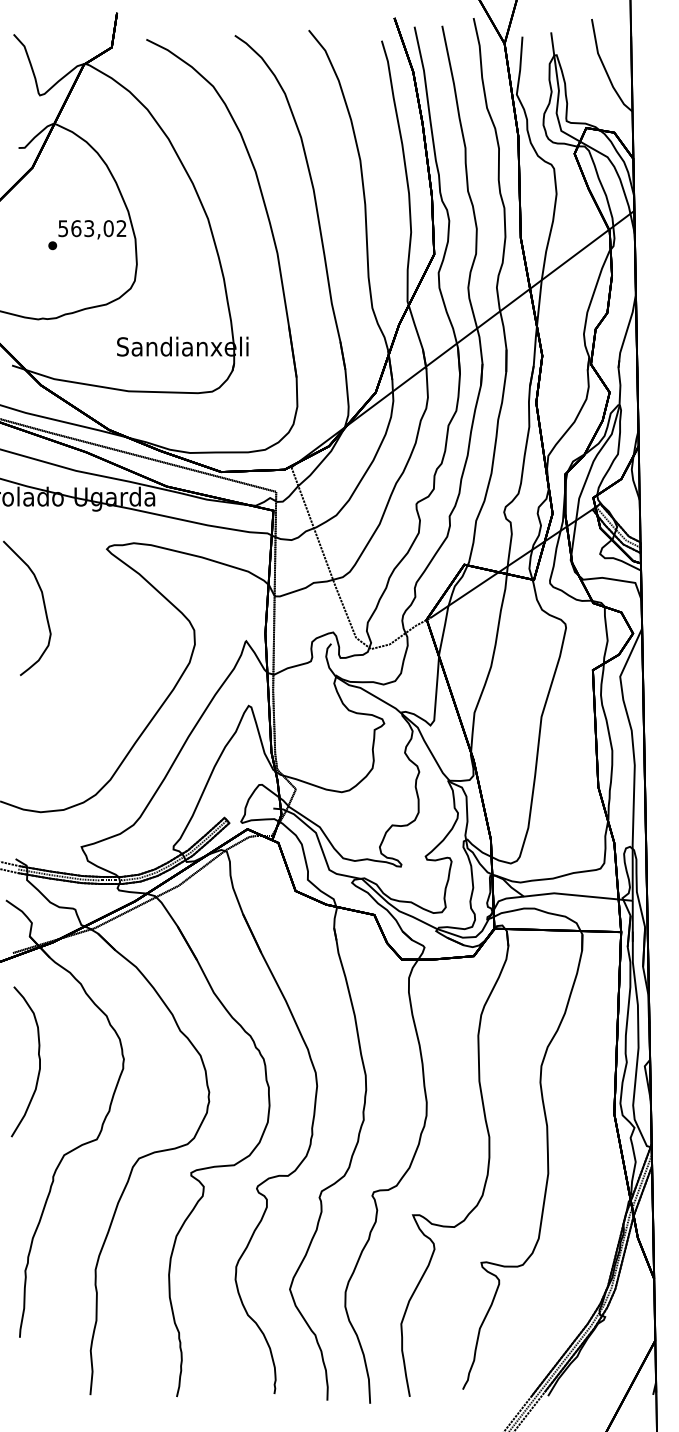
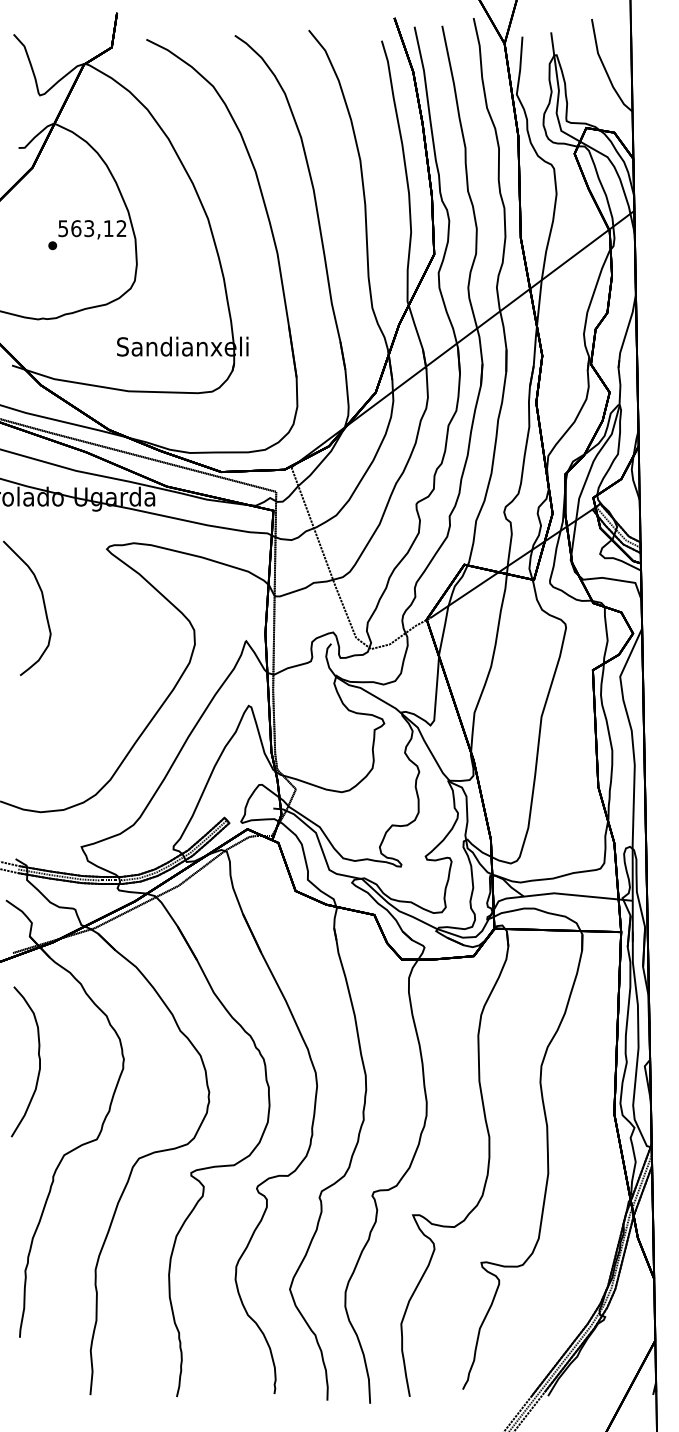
text: 563,02 -> 563,12 (108, 228)
